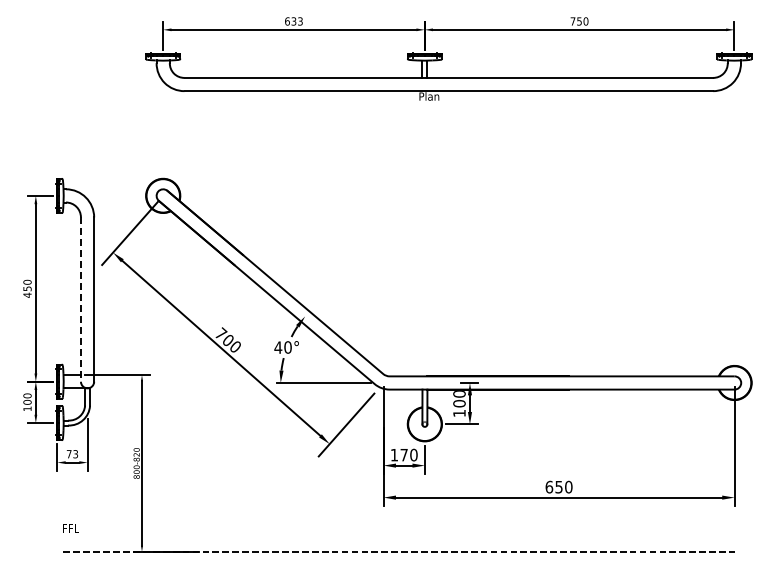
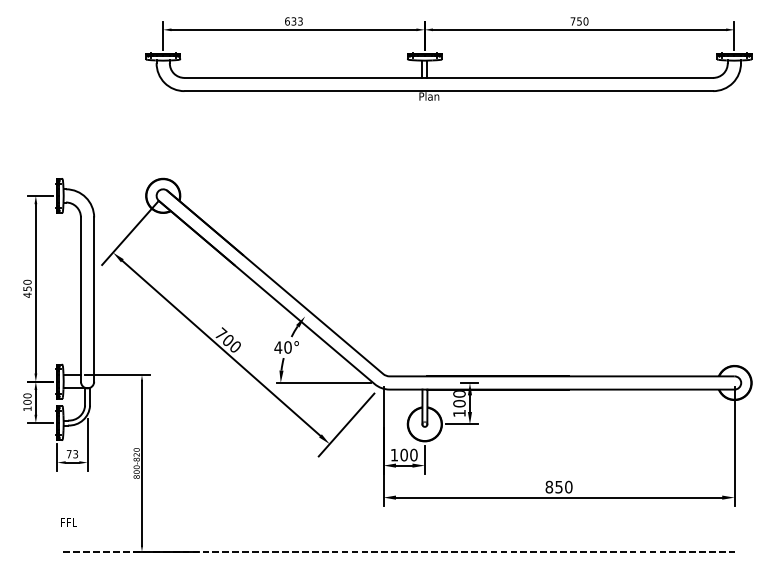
line: dashed -> solid (80, 300)
text: 170 -> 100 (403, 454)
text: 650 -> 850 (549, 486)
text position: (70, 528) -> (68, 522) (68, 522)
